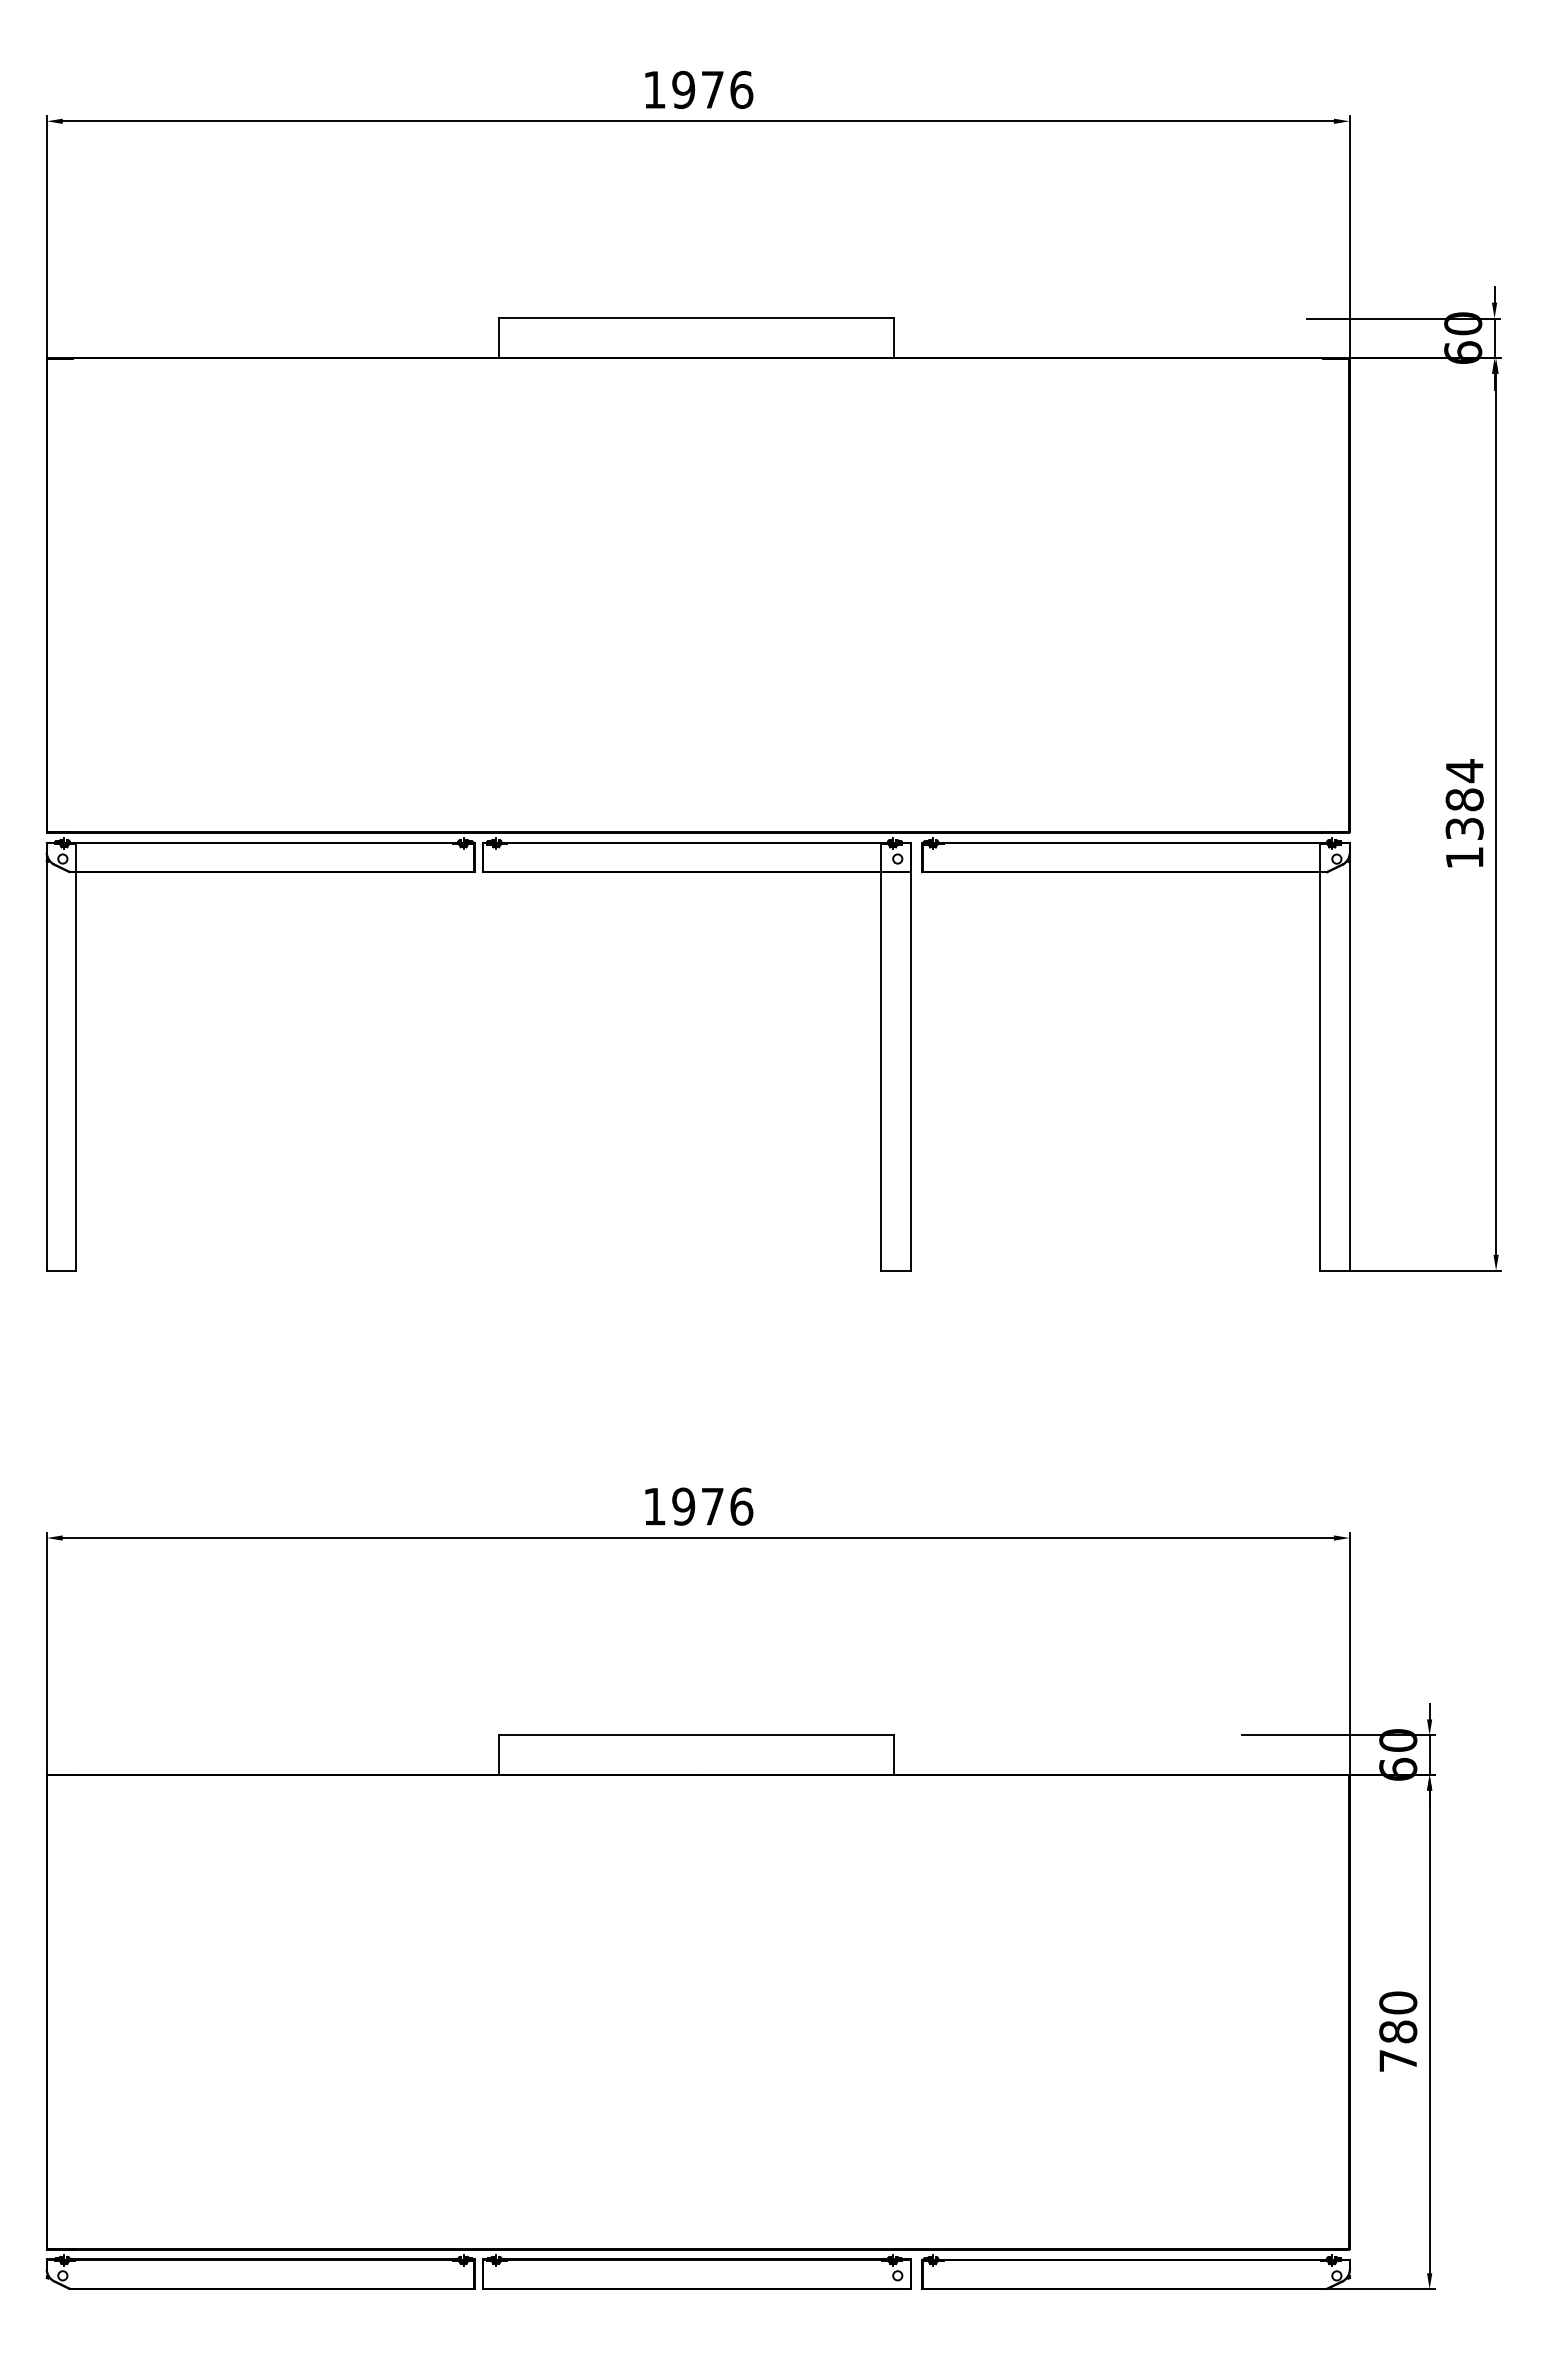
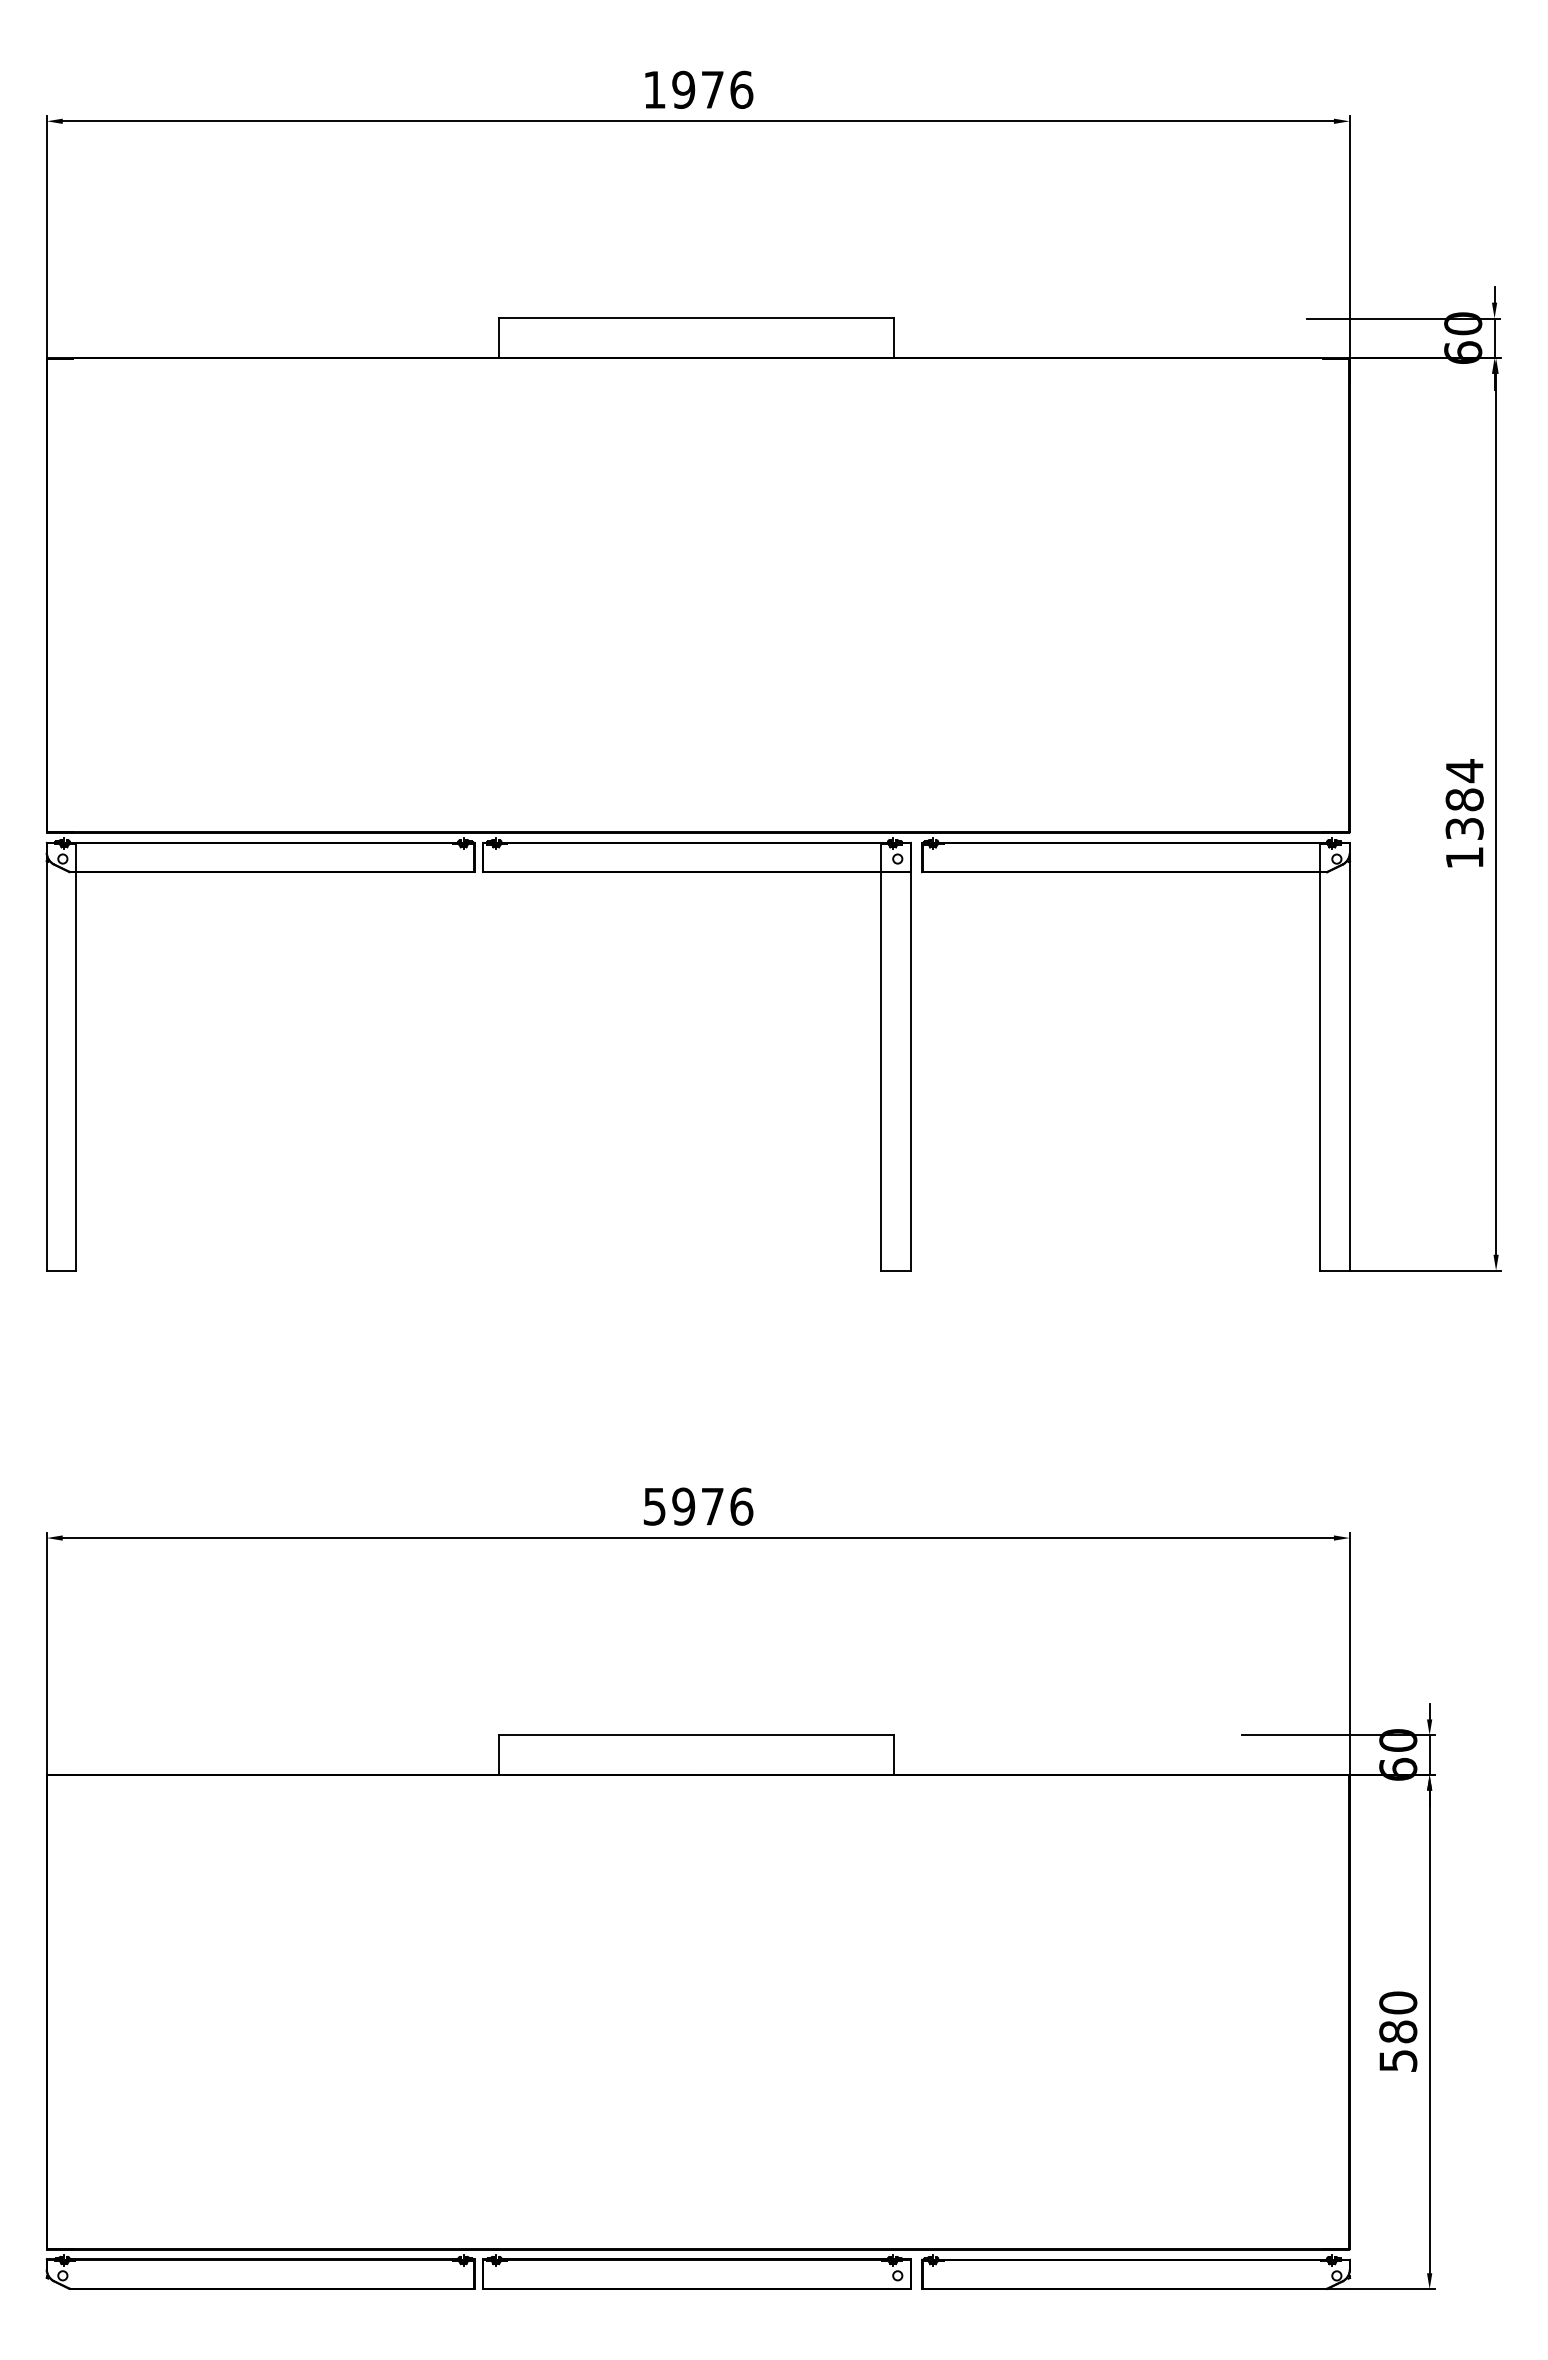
text: 1976 -> 5976 (654, 1506)
text: 780 -> 580 (1398, 2060)
